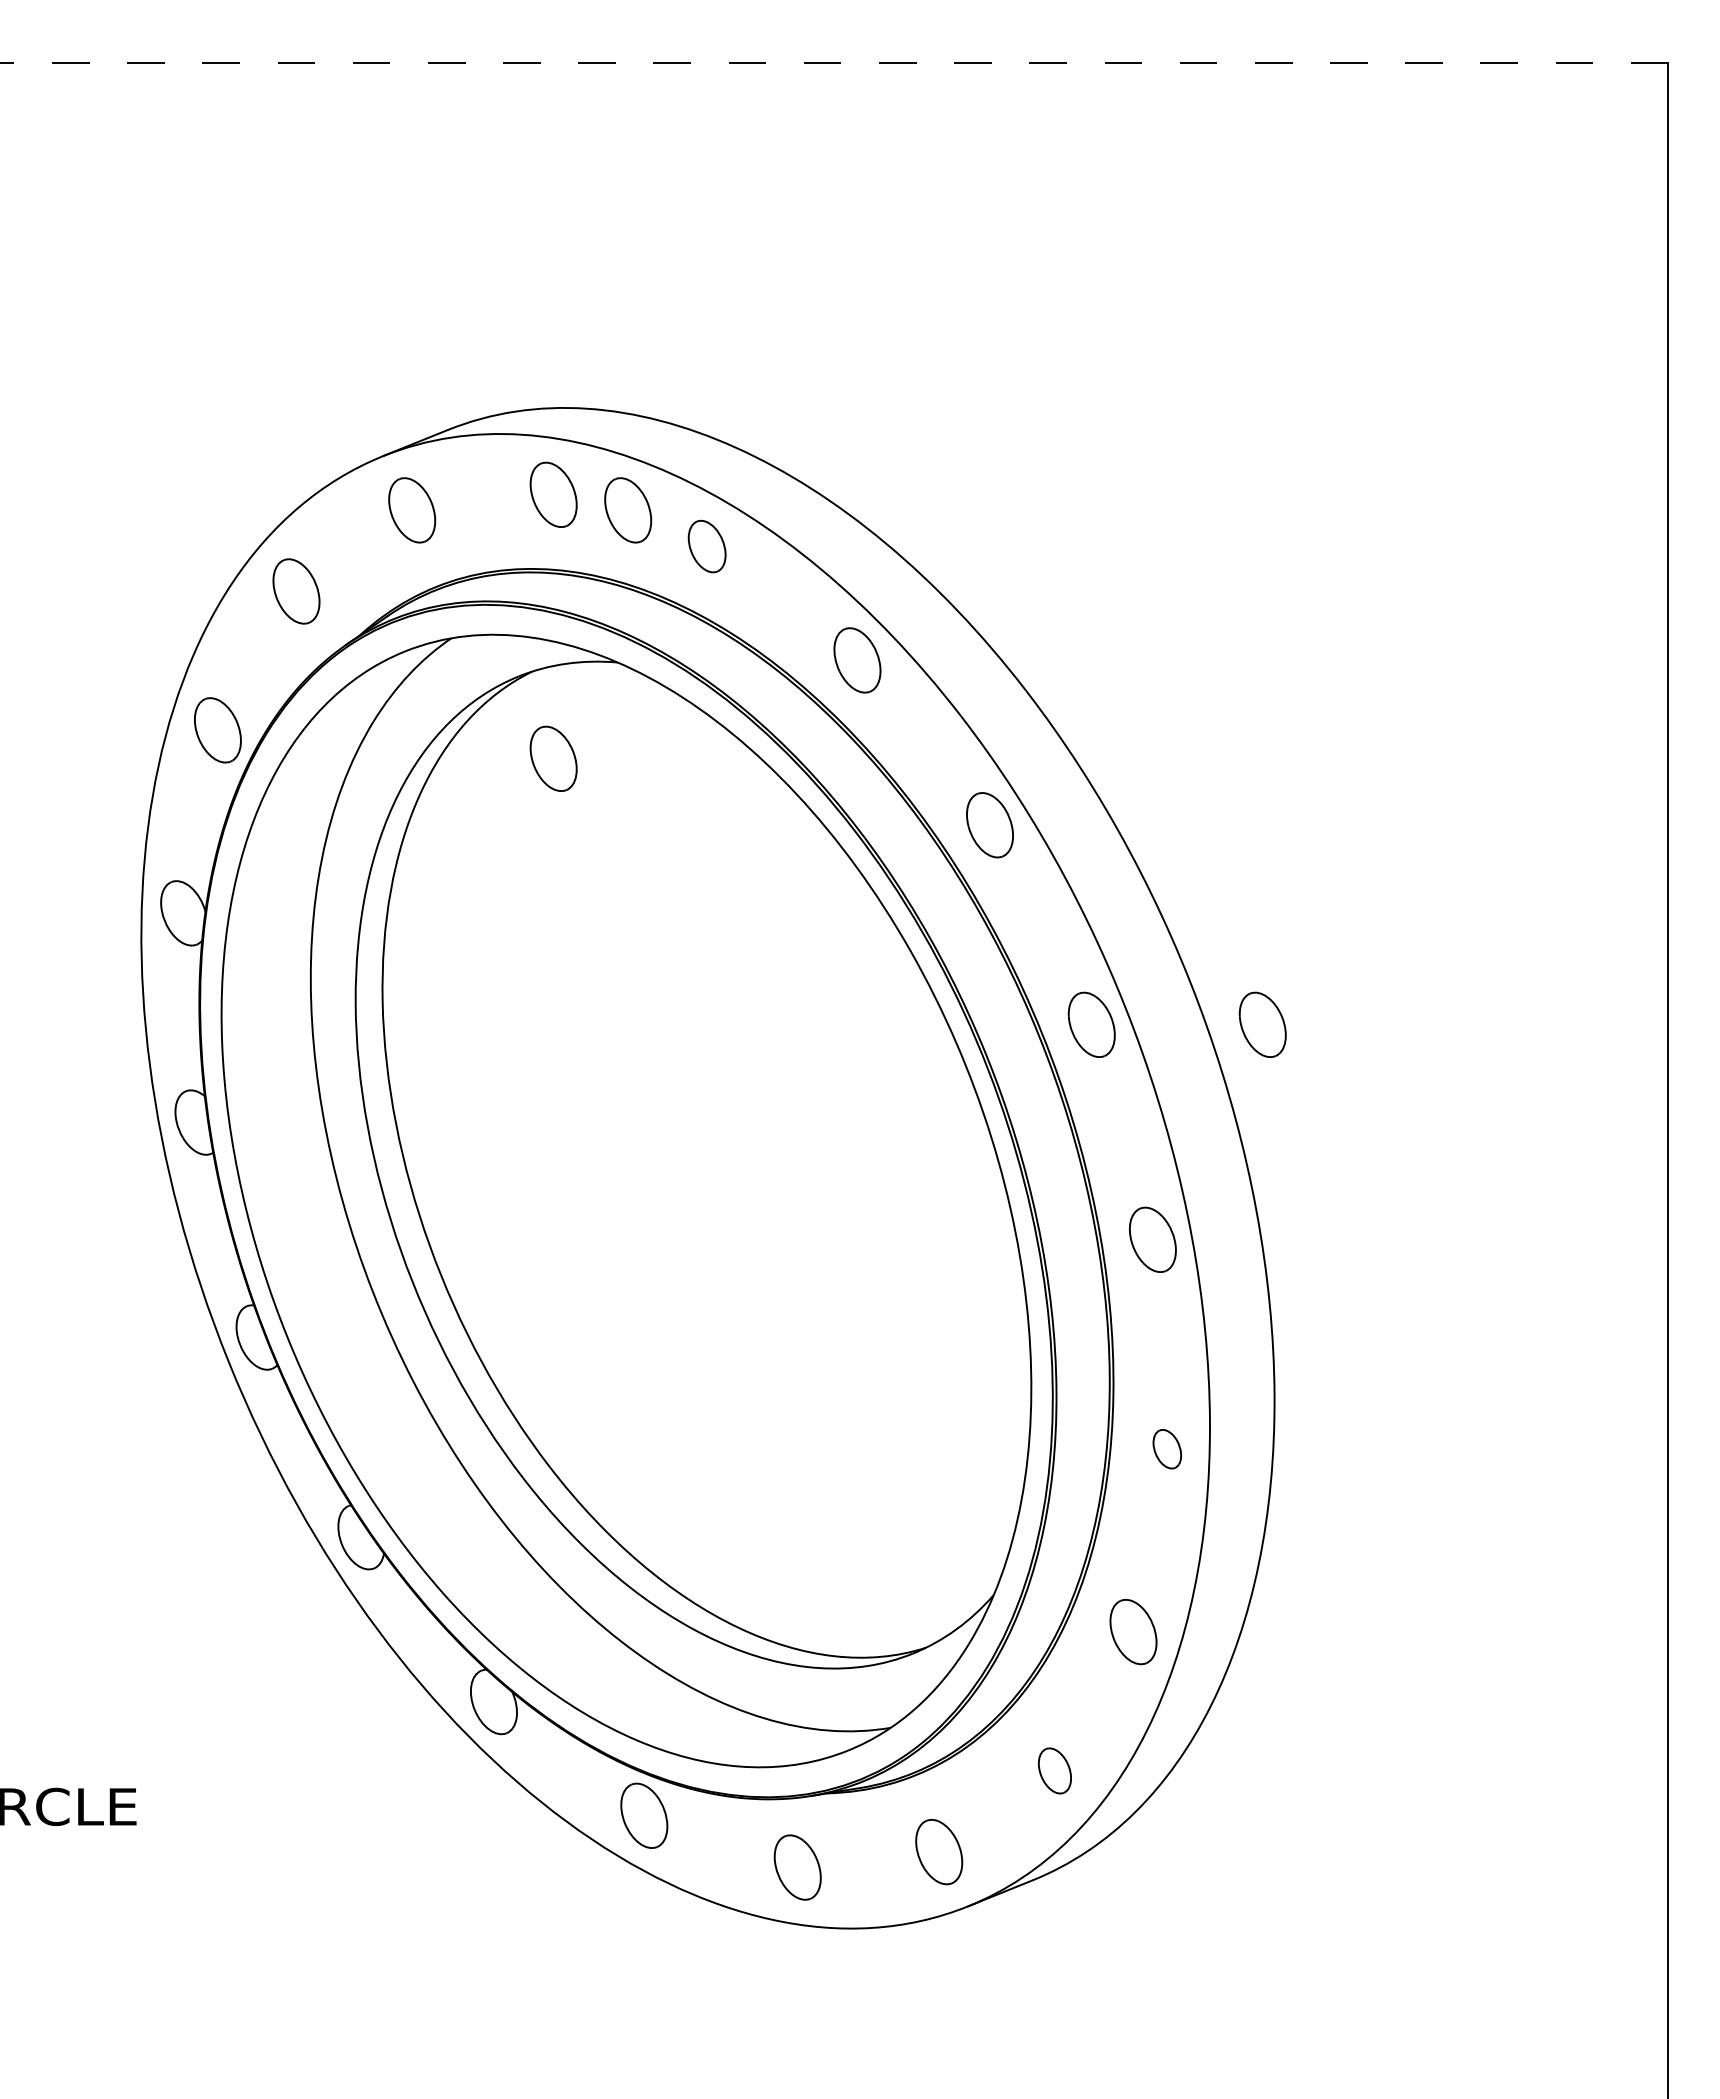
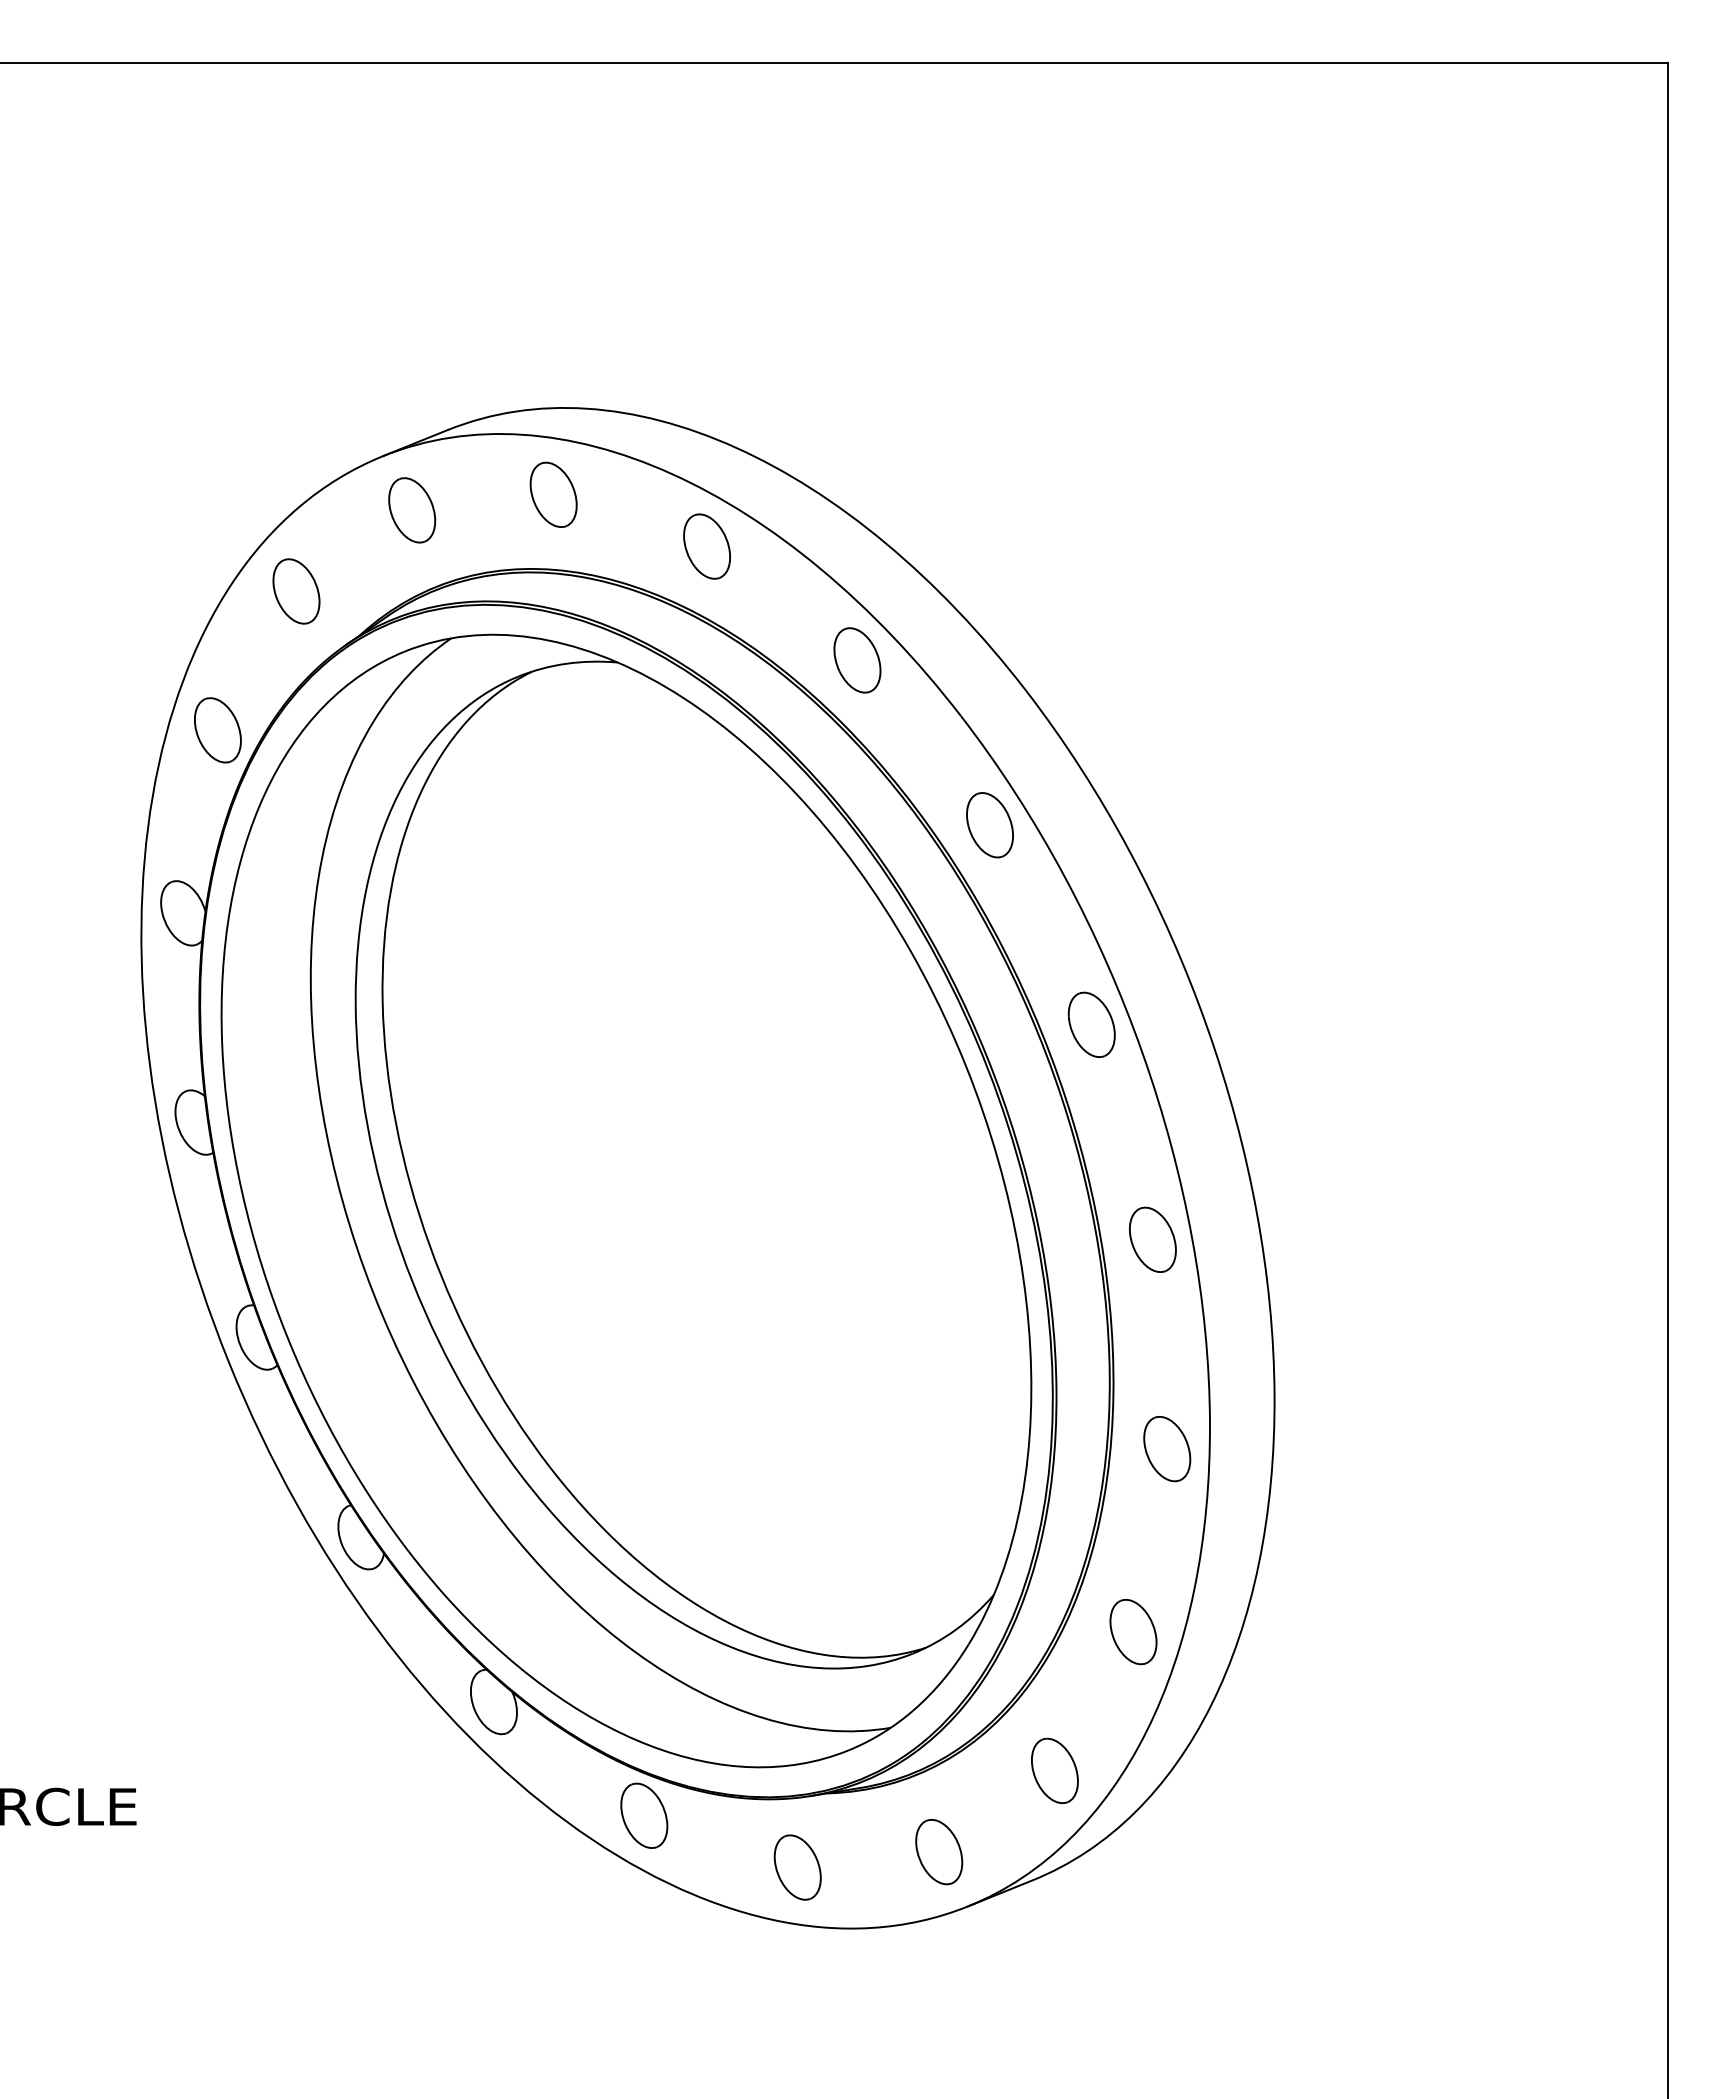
line: dashed -> solid (834, 62)
part: present -> none (628, 510)
part size: 40x55 px -> 49x67 px (707, 546)
part: present -> none (553, 758)
part: present -> none (1262, 1024)
part size: 31x41 px -> 49x67 px (1167, 1449)
part size: 34x48 px -> 48x68 px (1054, 1770)
